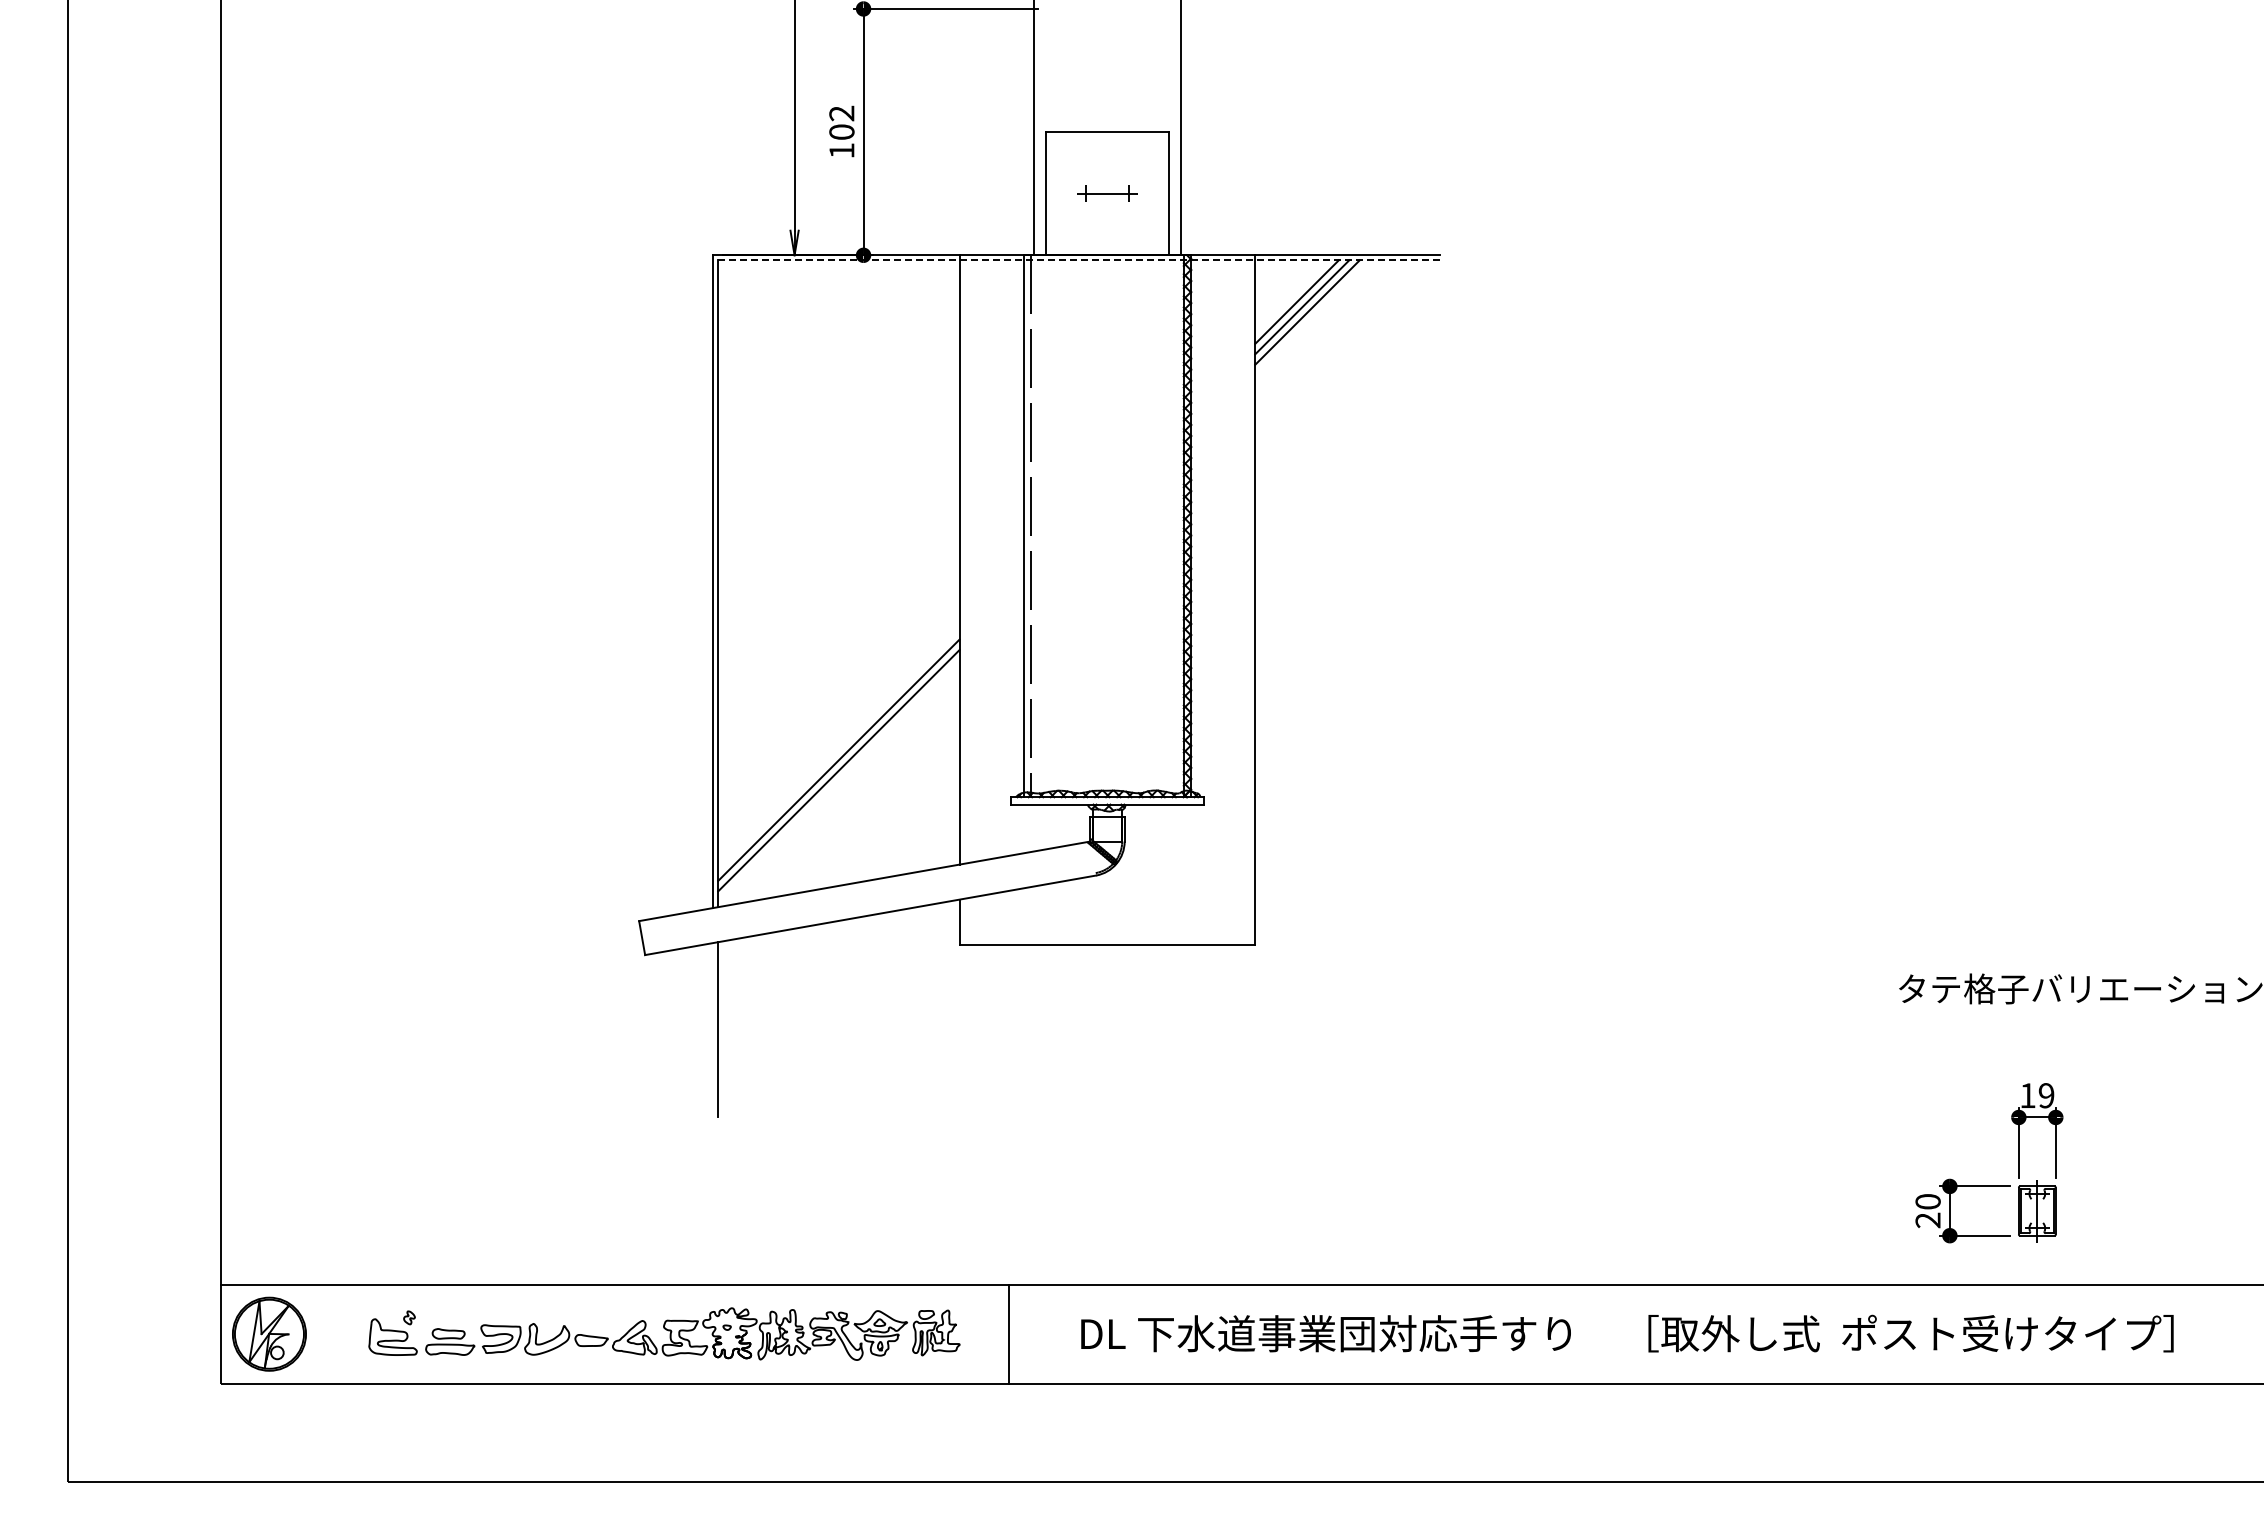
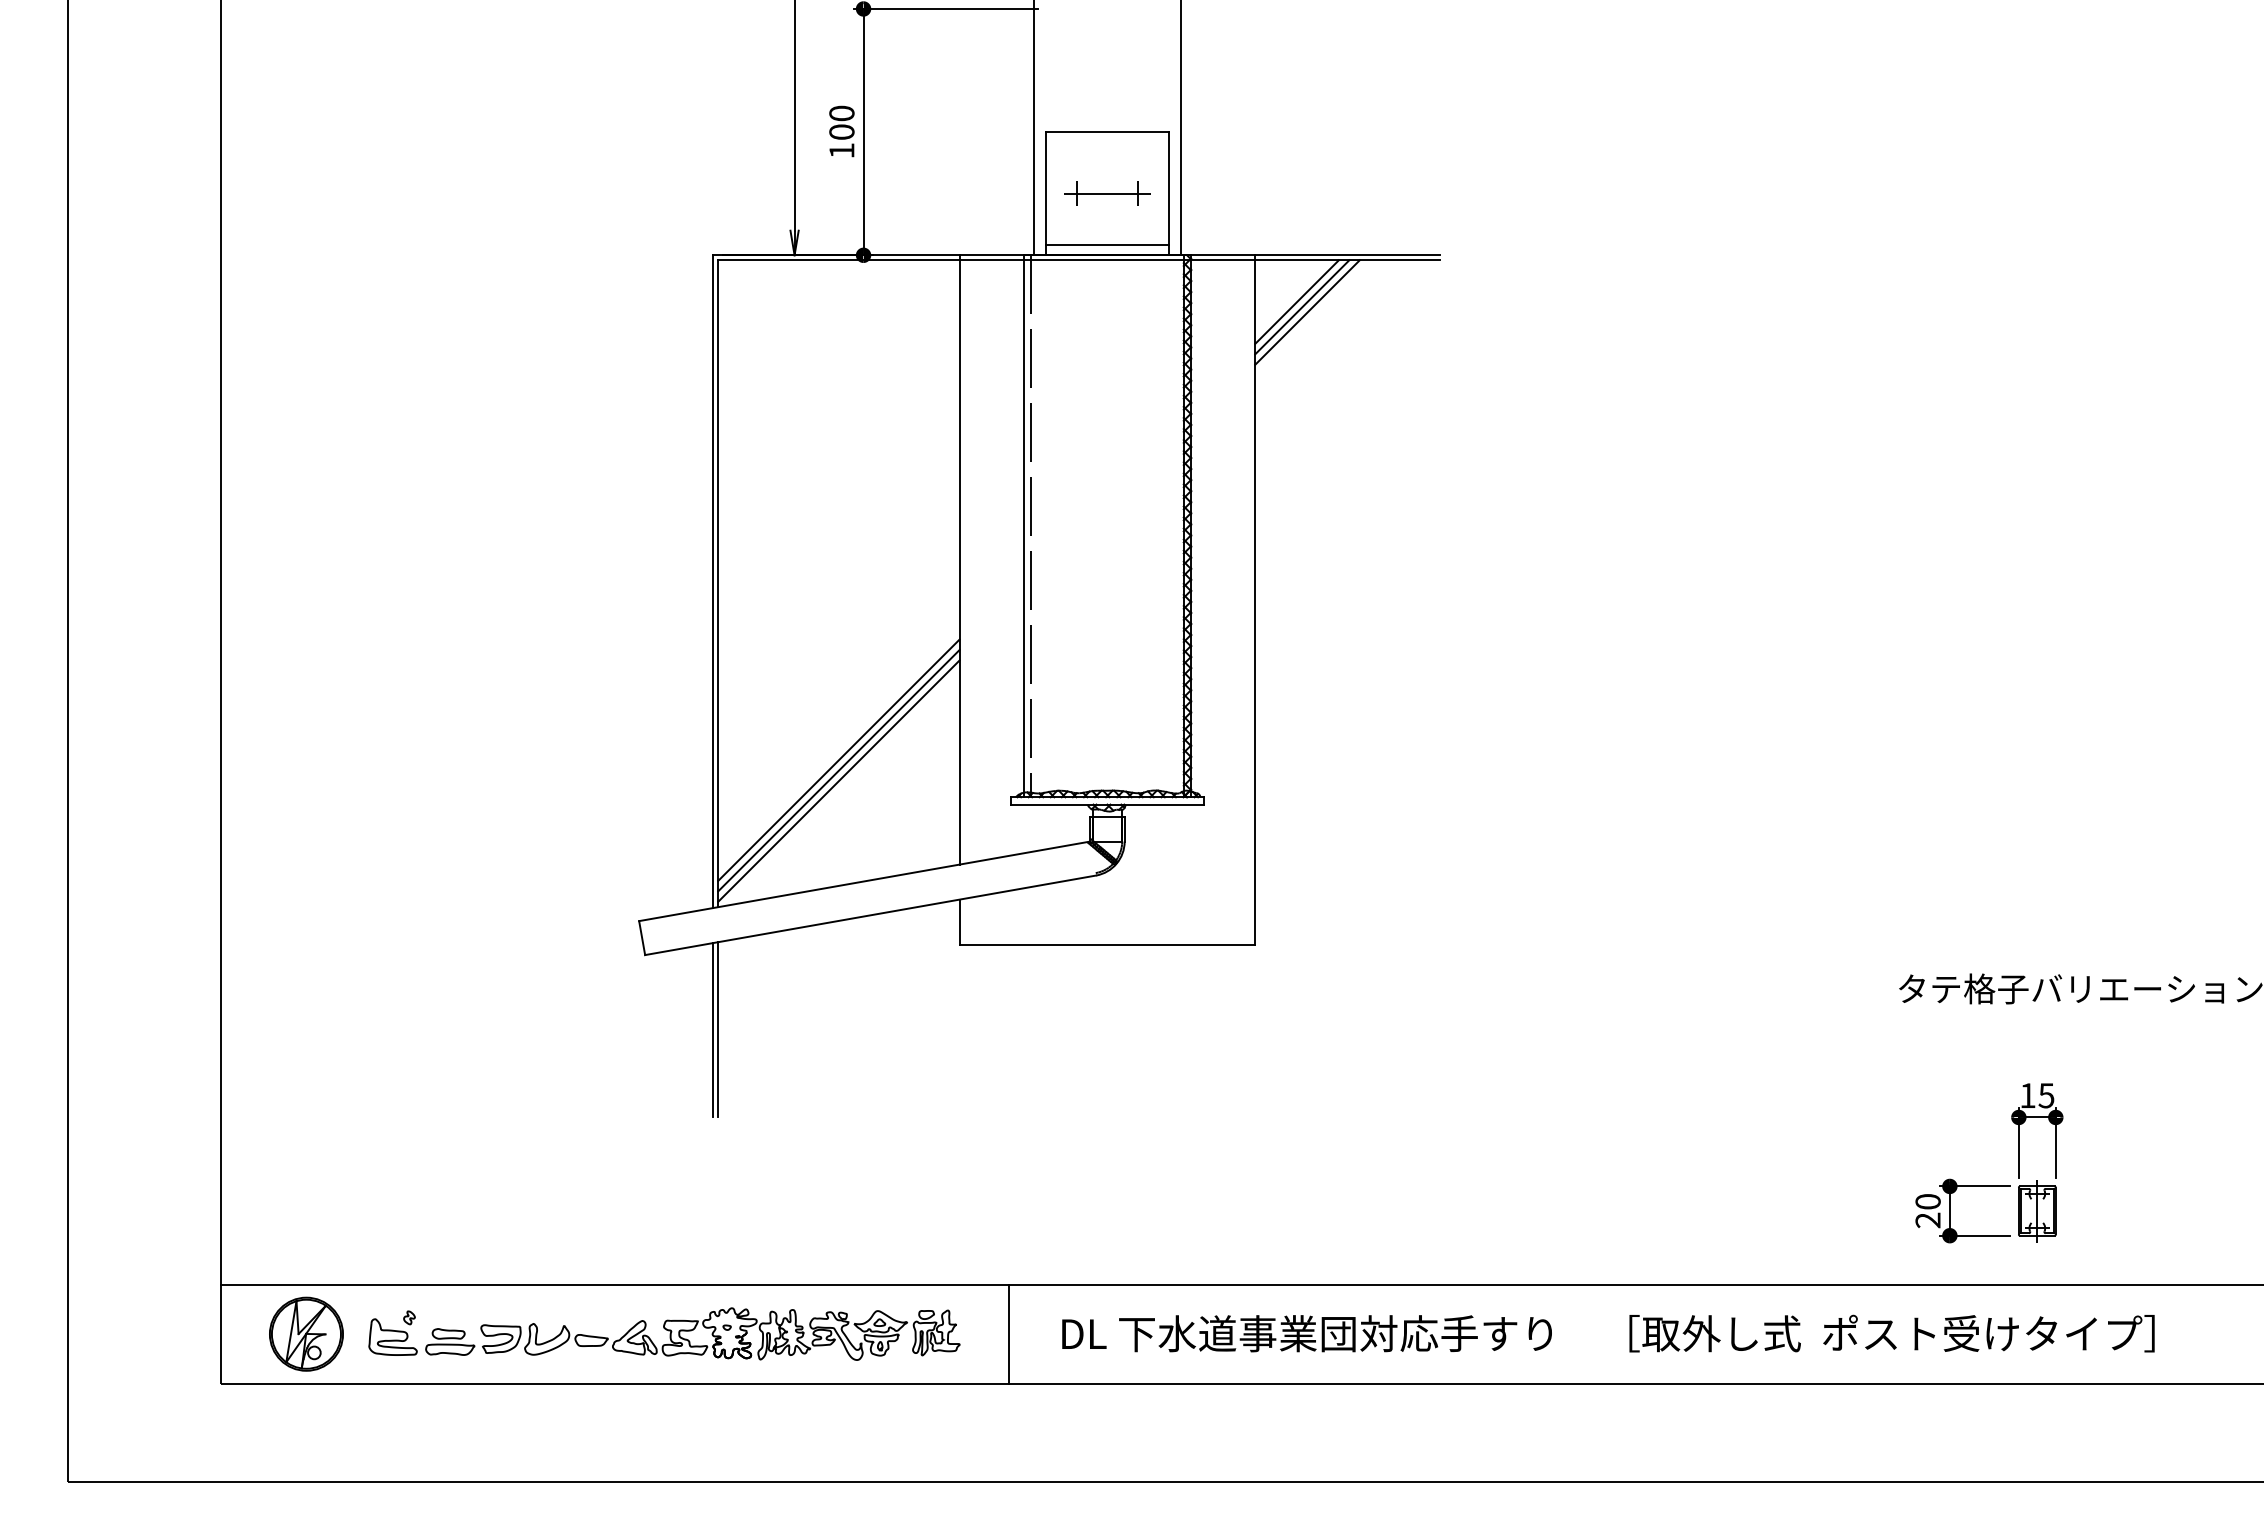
text: 102 -> 100 (841, 113)
part size: 61x17 px -> 87x25 px (1107, 193)
line: none -> present (1107, 245)
line: dashed -> solid (1079, 260)
line: none -> present (838, 780)
line: none -> present (713, 1030)
text: 19 -> 15 (2046, 1095)
part position: (269, 1333) -> (306, 1333) (306, 1333)
text position: (1627, 1333) -> (1608, 1333) (1608, 1333)
